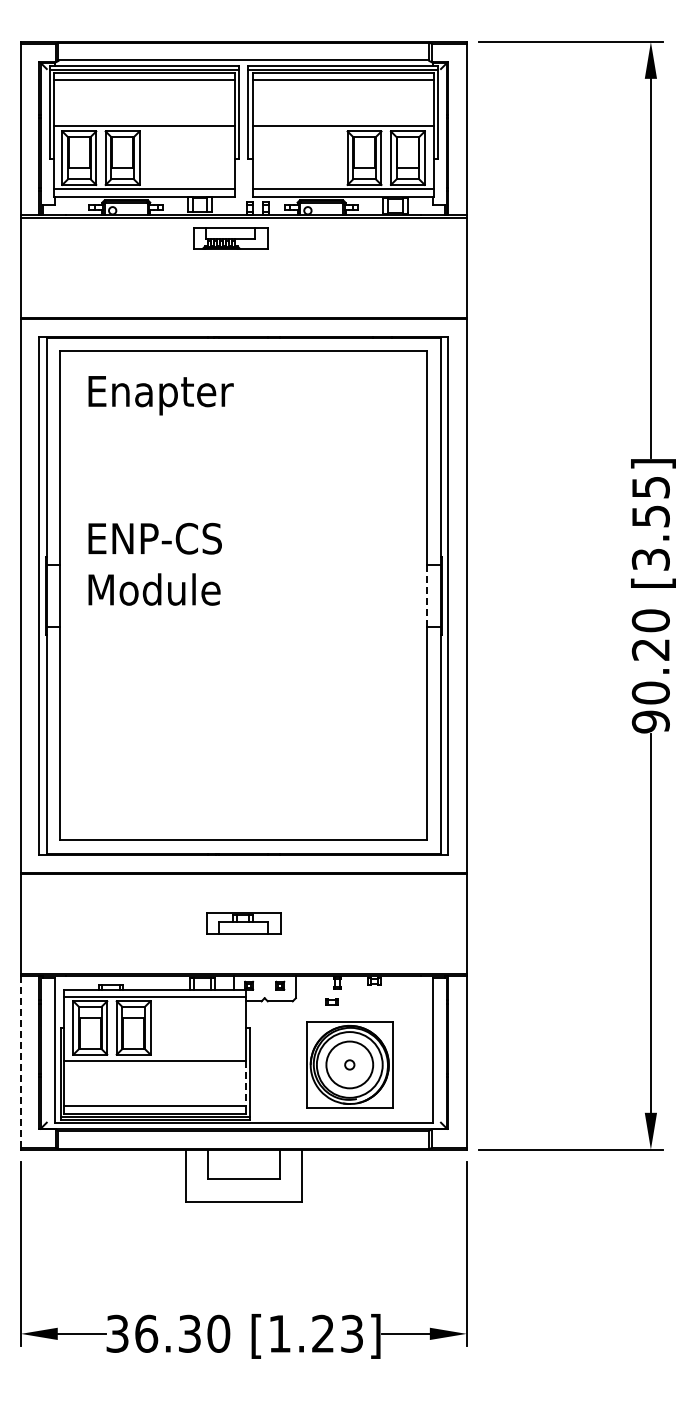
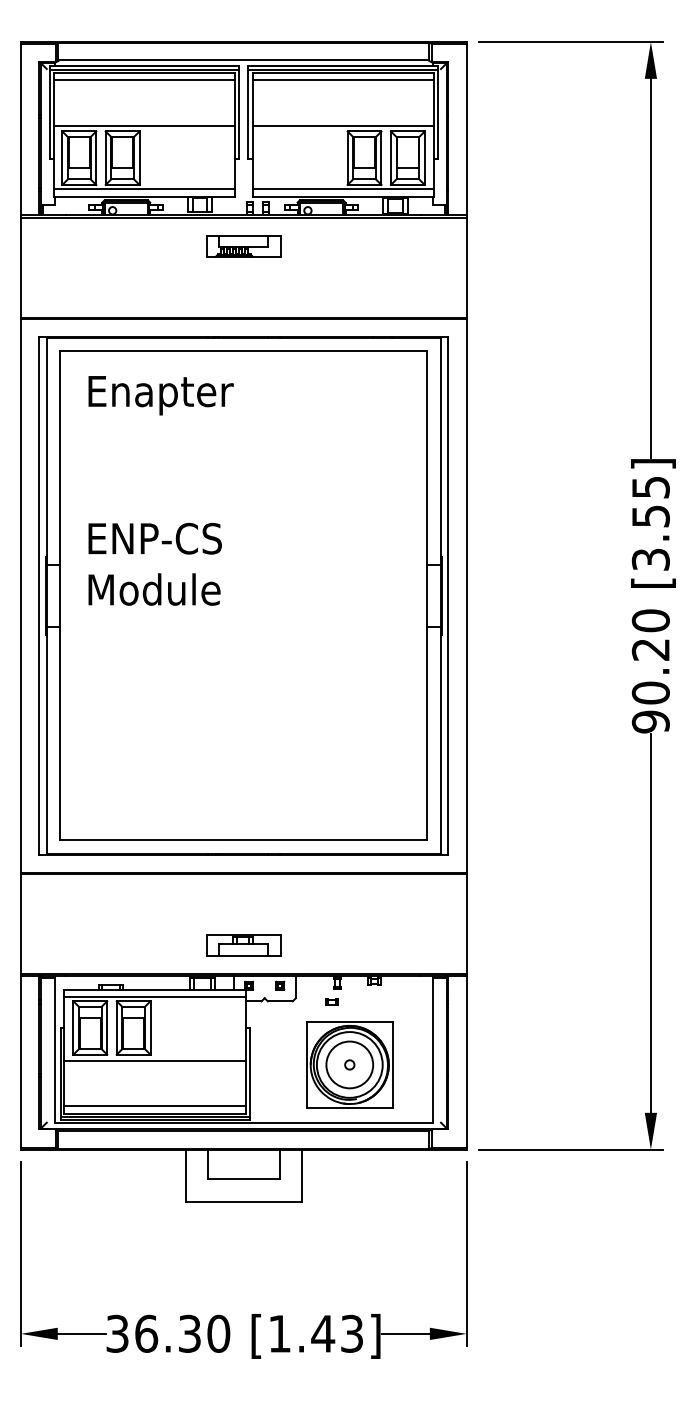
part position: (230, 238) -> (243, 246) (243, 246)
line: dashed -> solid (427, 596)
part position: (243, 923) -> (243, 945) (243, 945)
line: dashed -> solid (21, 1062)
line: dashed -> solid (245, 1083)
text: [1.23] -> [1.43] (323, 1333)
